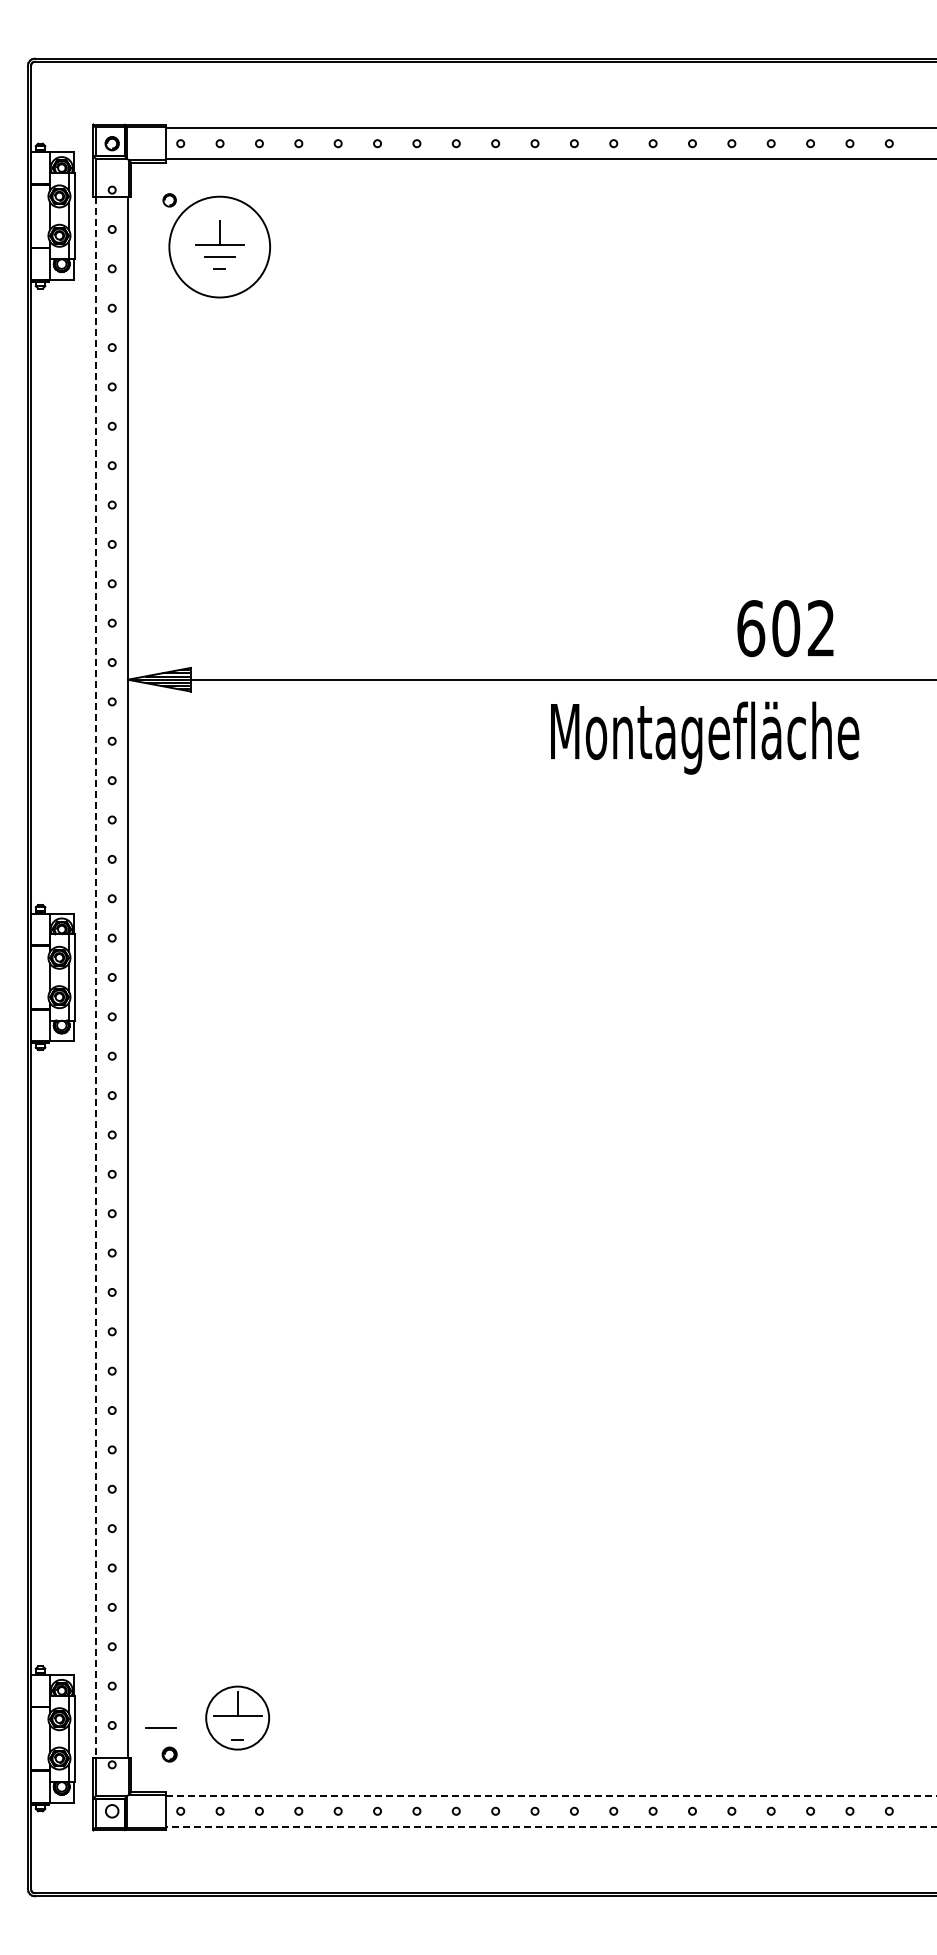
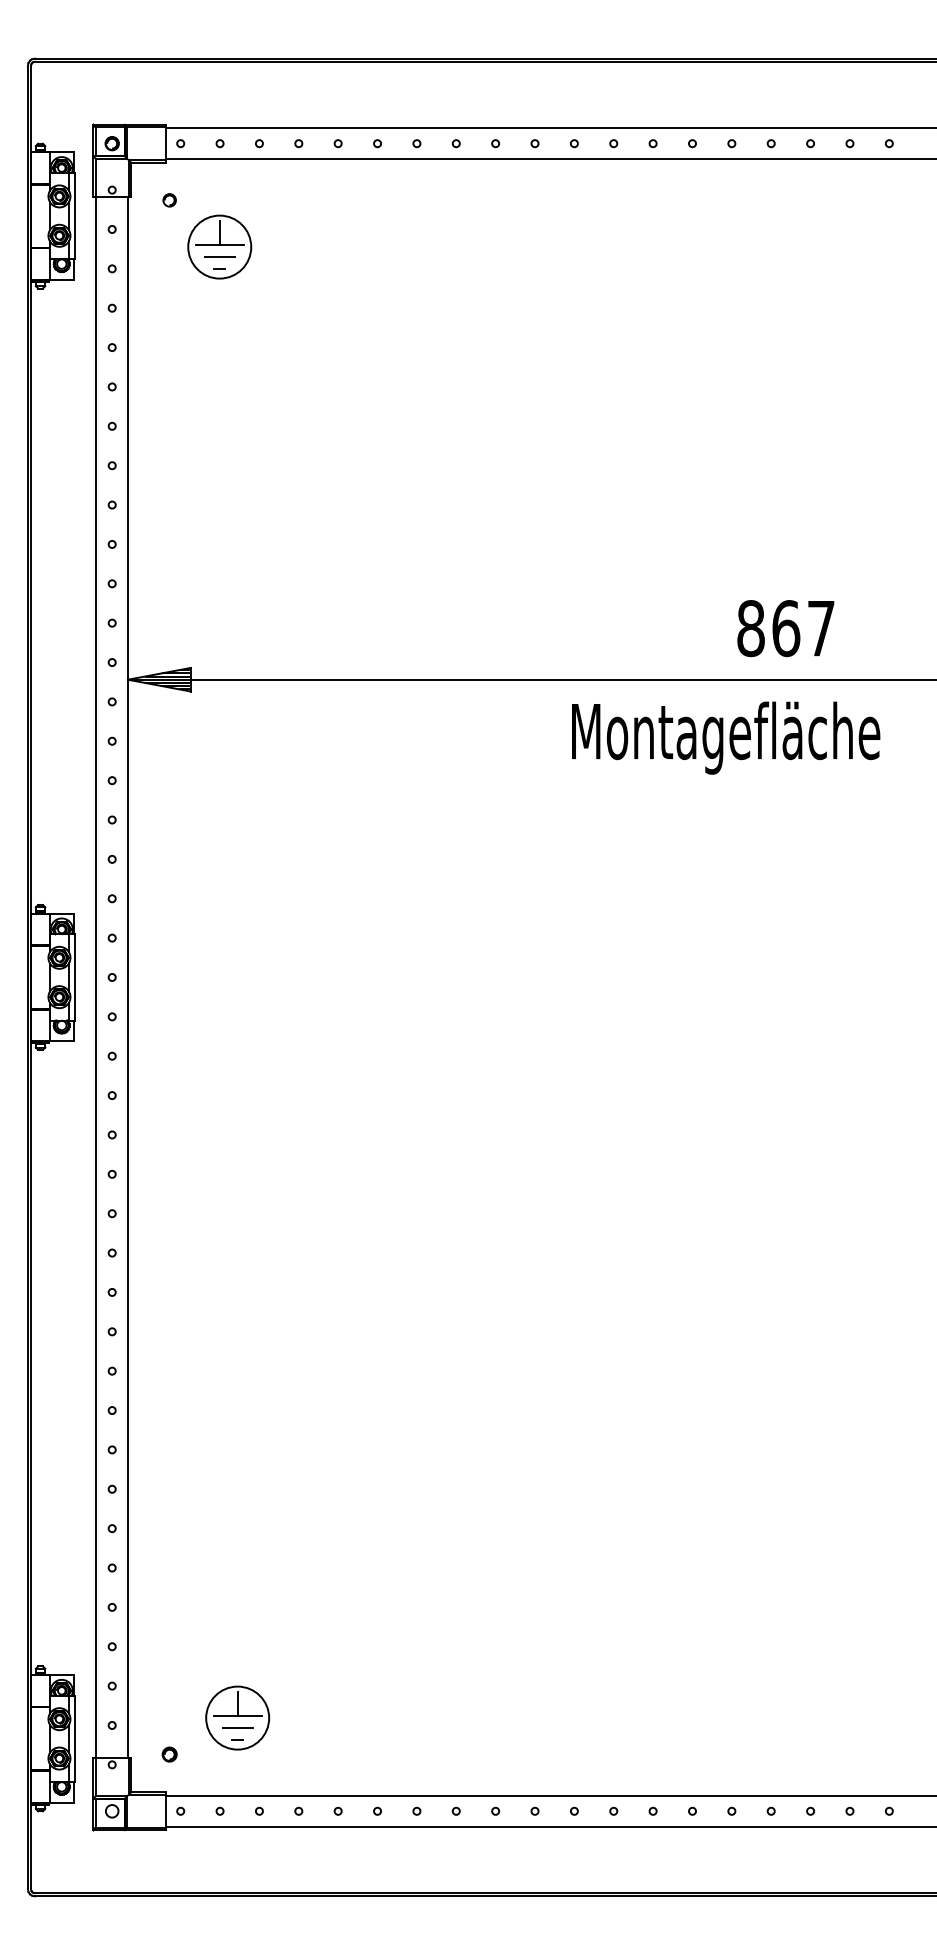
circle diameter: 101 px -> 63 px (219, 246)
text: 602 -> 867 (785, 628)
text position: (705, 737) -> (726, 737) (726, 737)
line: dashed -> solid (96, 977)
line position: (160, 1727) -> (237, 1727) (237, 1727)
line: dashed -> solid (551, 1795)
line: dashed -> solid (550, 1827)
